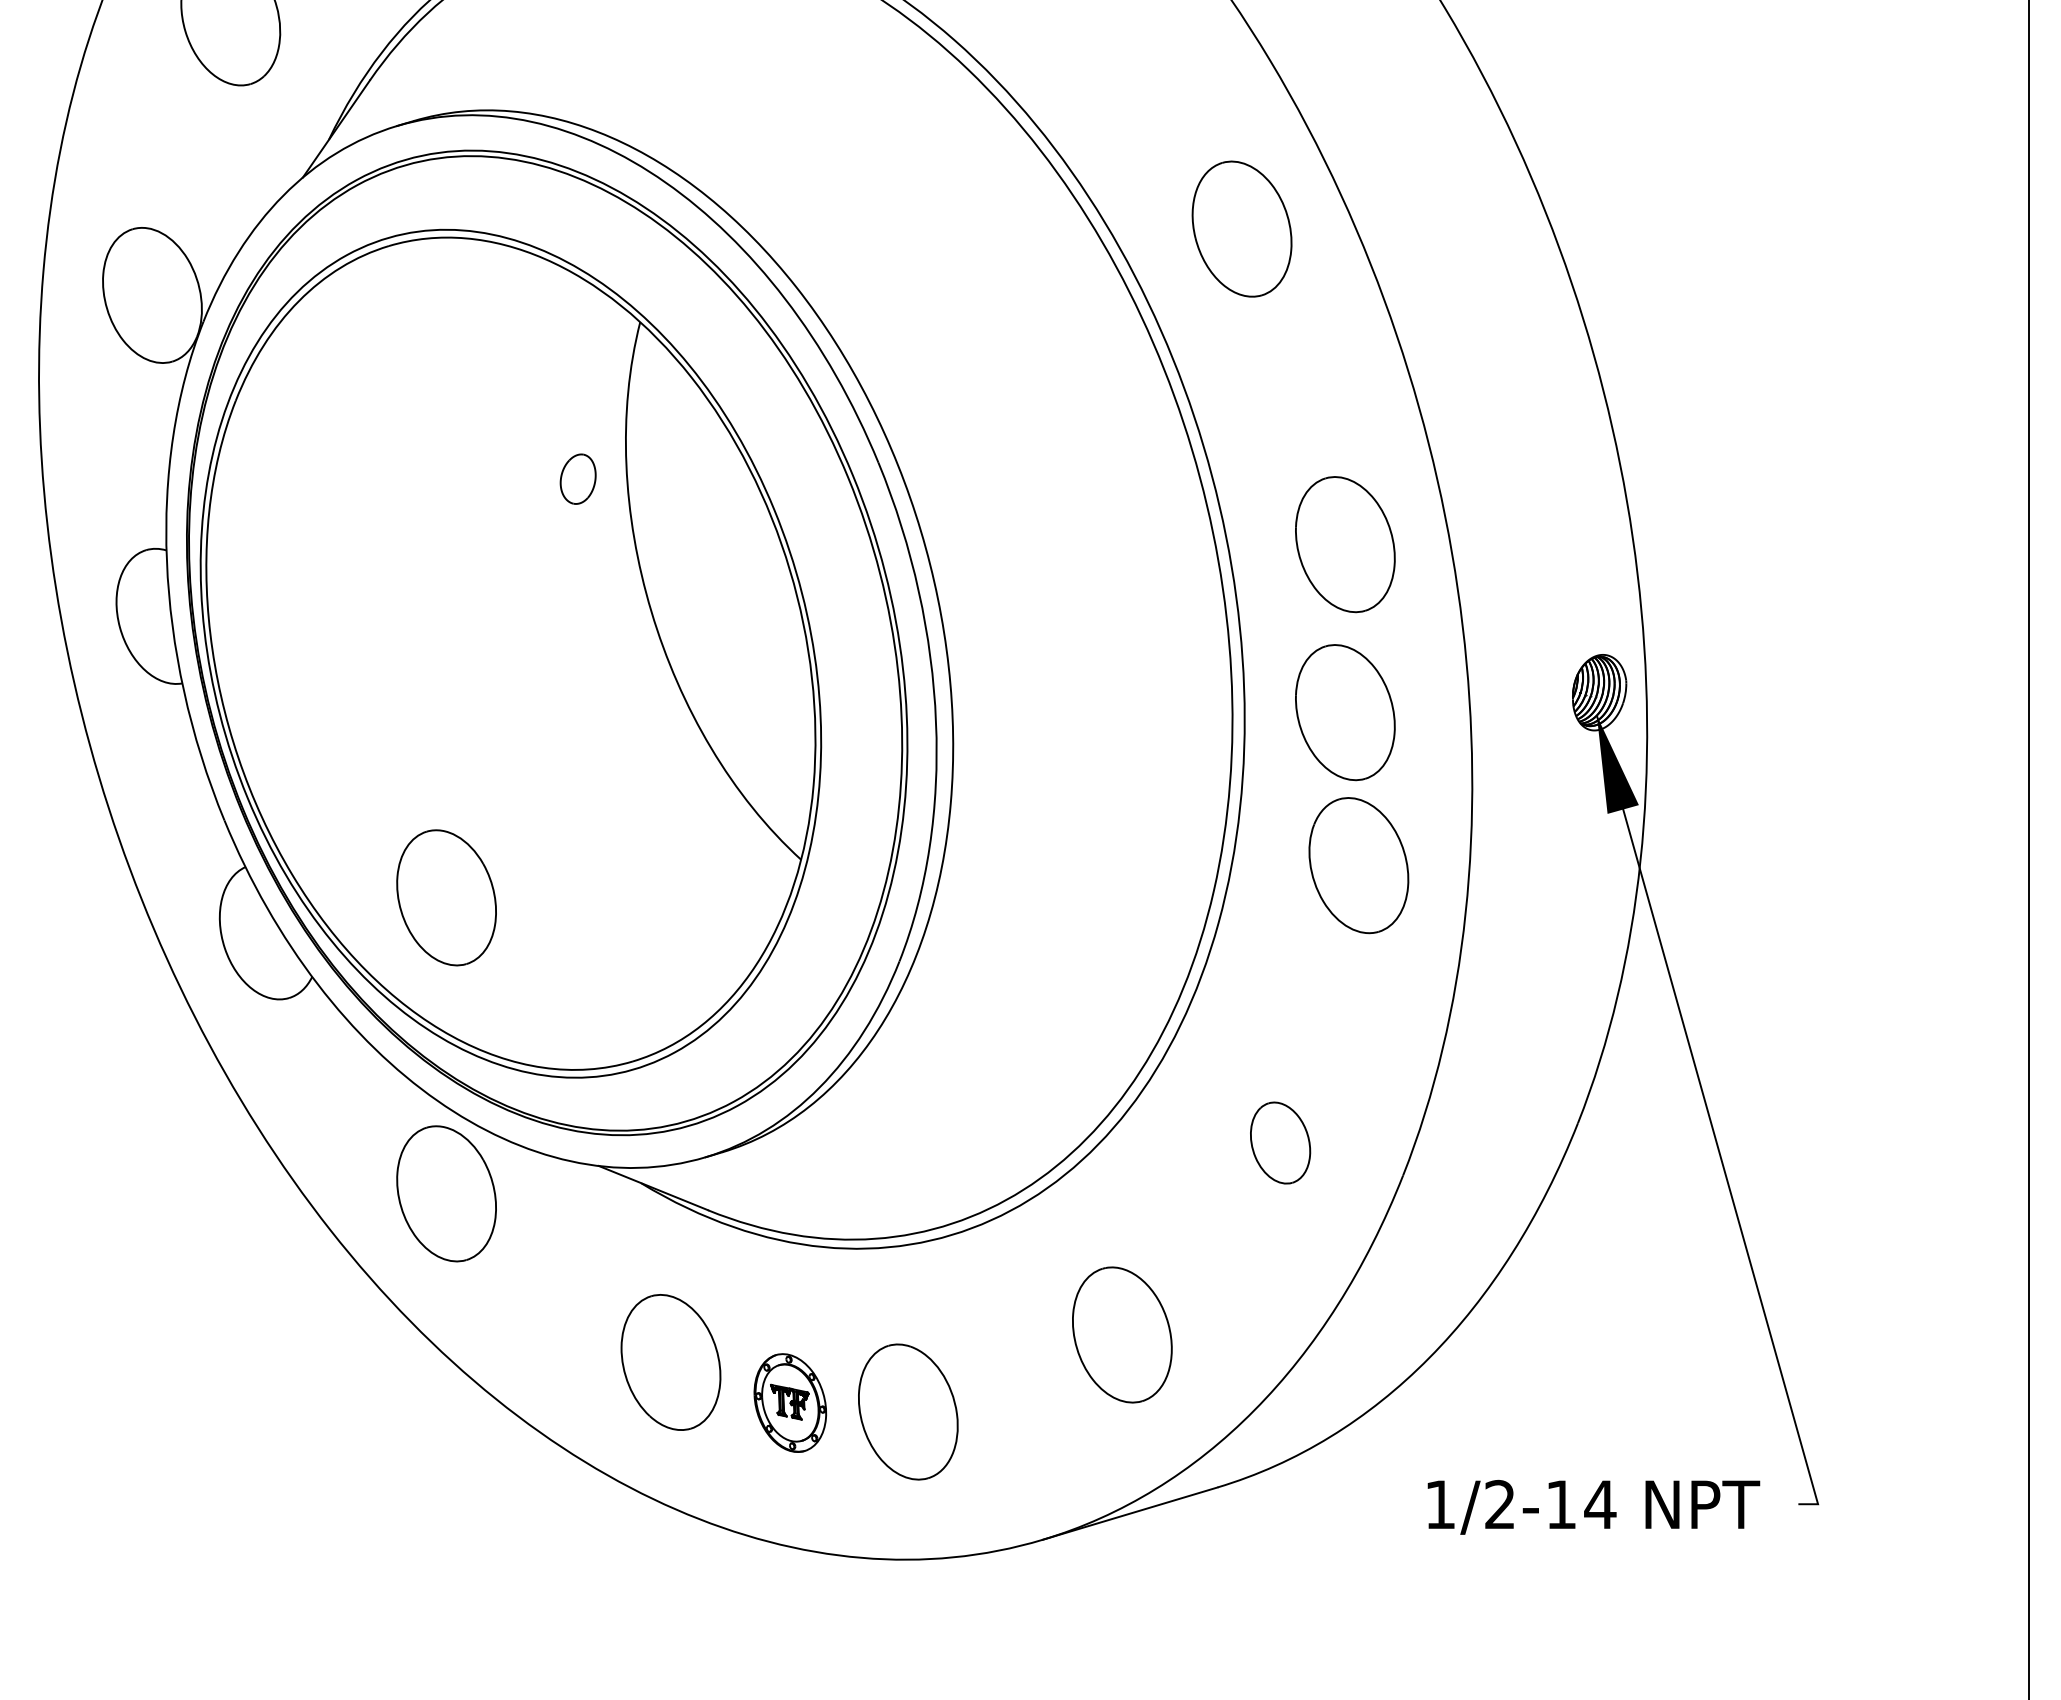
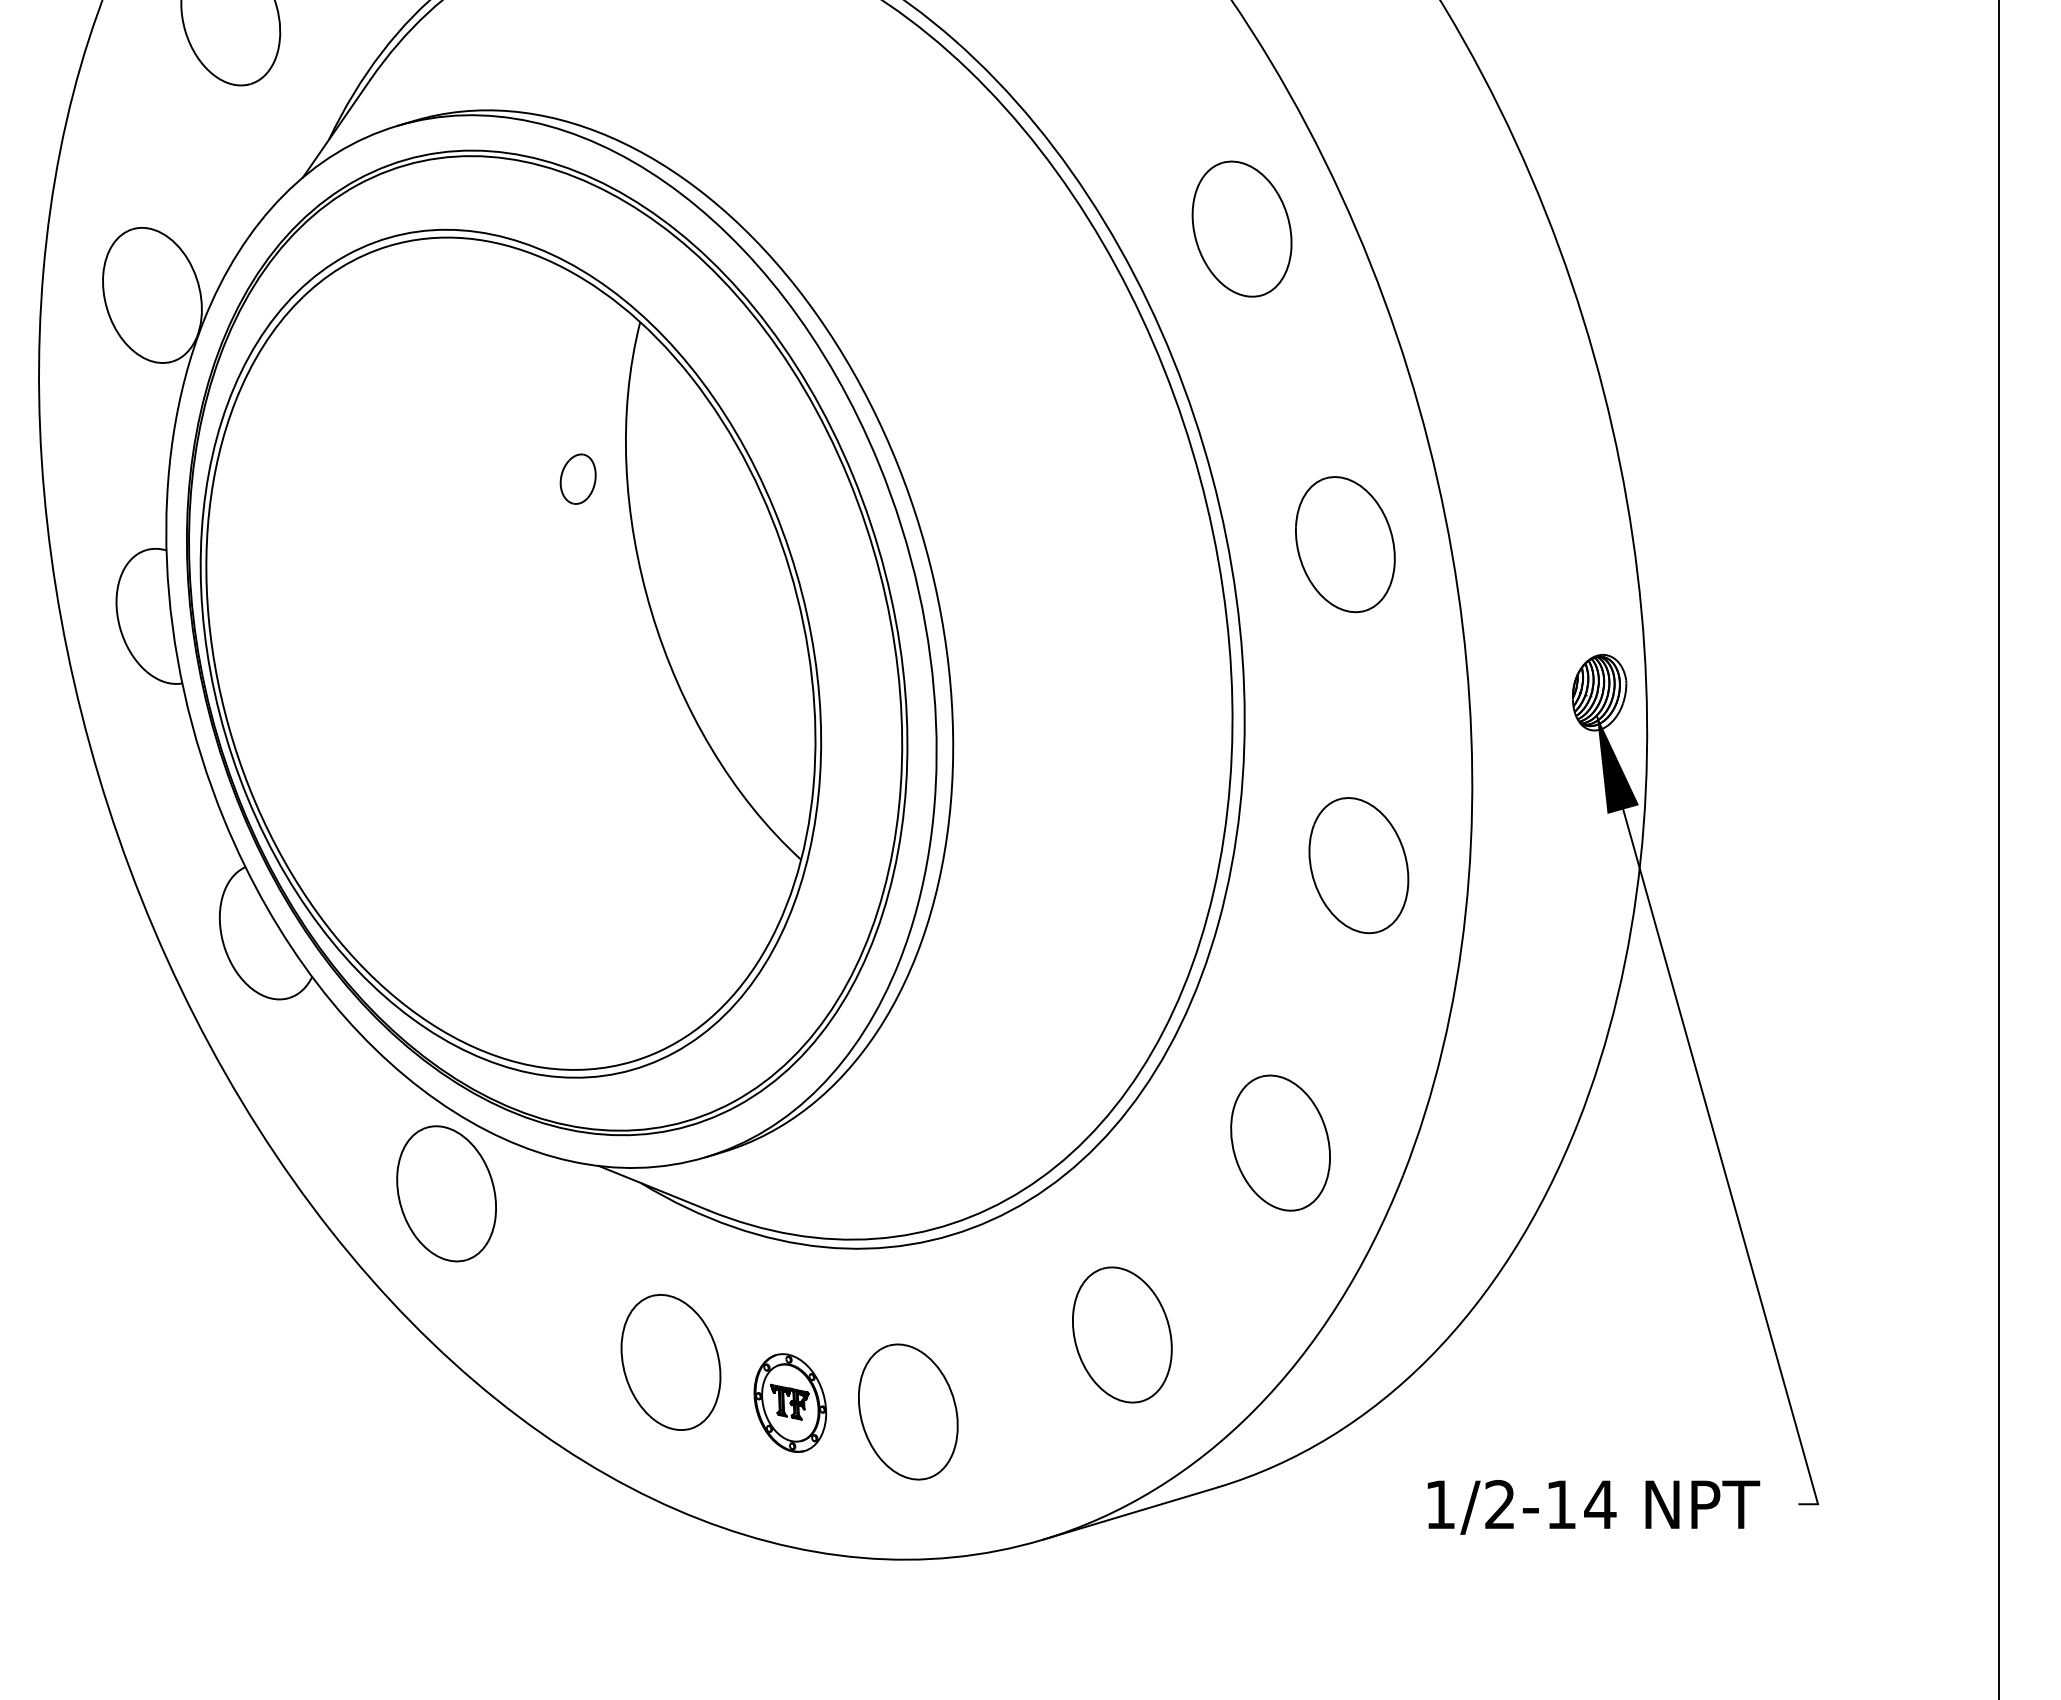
part: present -> none (1345, 712)
line position: (2029, 849) -> (1999, 849) (1999, 849)
part: present -> none (446, 897)
part size: 62x84 px -> 101x138 px (1280, 1142)
